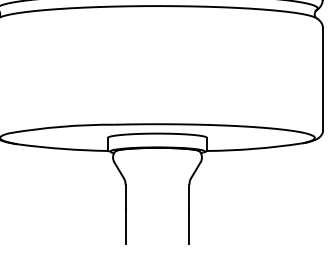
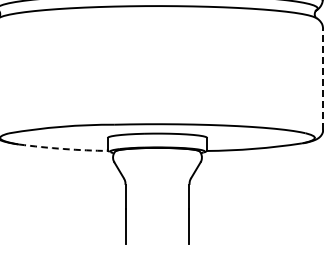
line: solid -> dashed (323, 78)
arc: solid -> dashed (63, 149)
